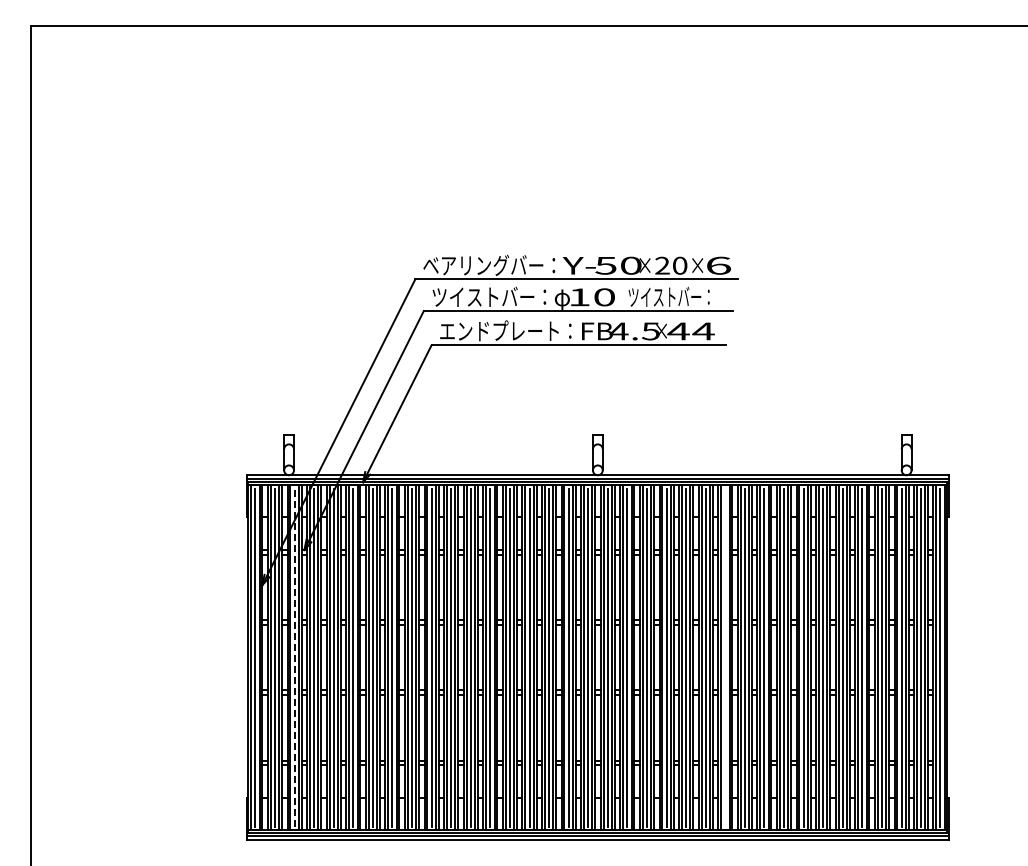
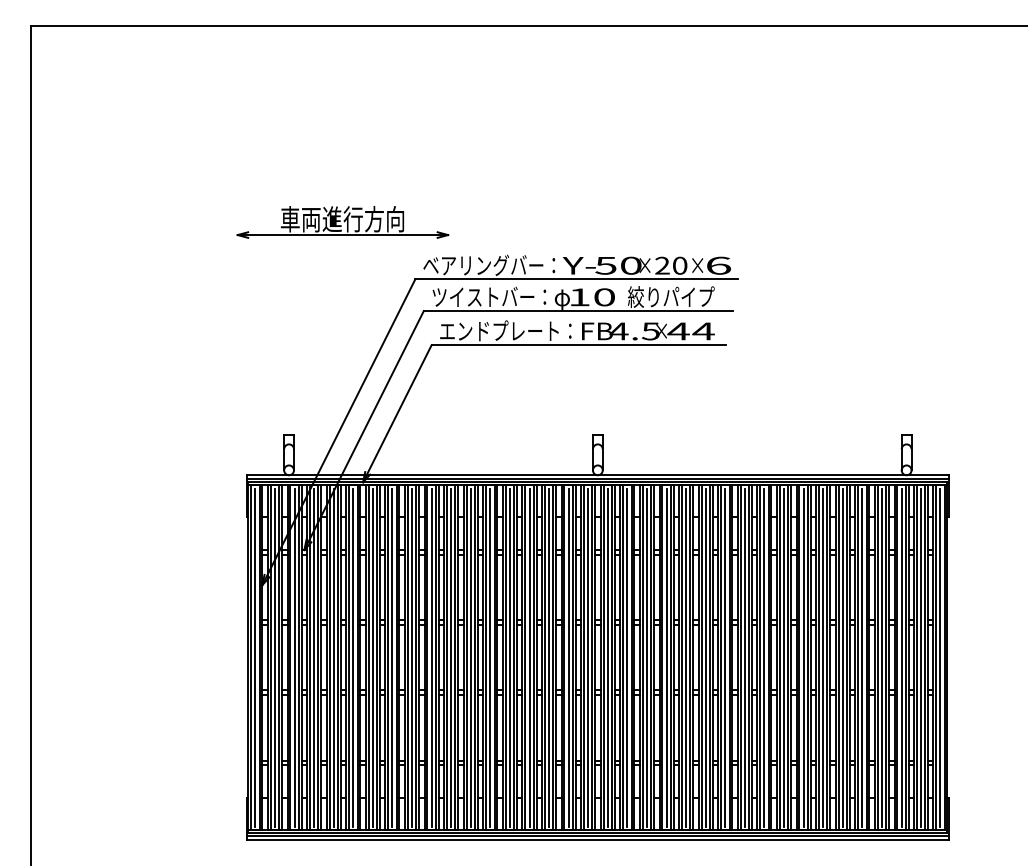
part: none -> present (342, 222)
text: ツイストバー： -> 絞りパイプ (671, 297)
line: dashed -> solid (294, 657)
line: none -> present (725, 657)
